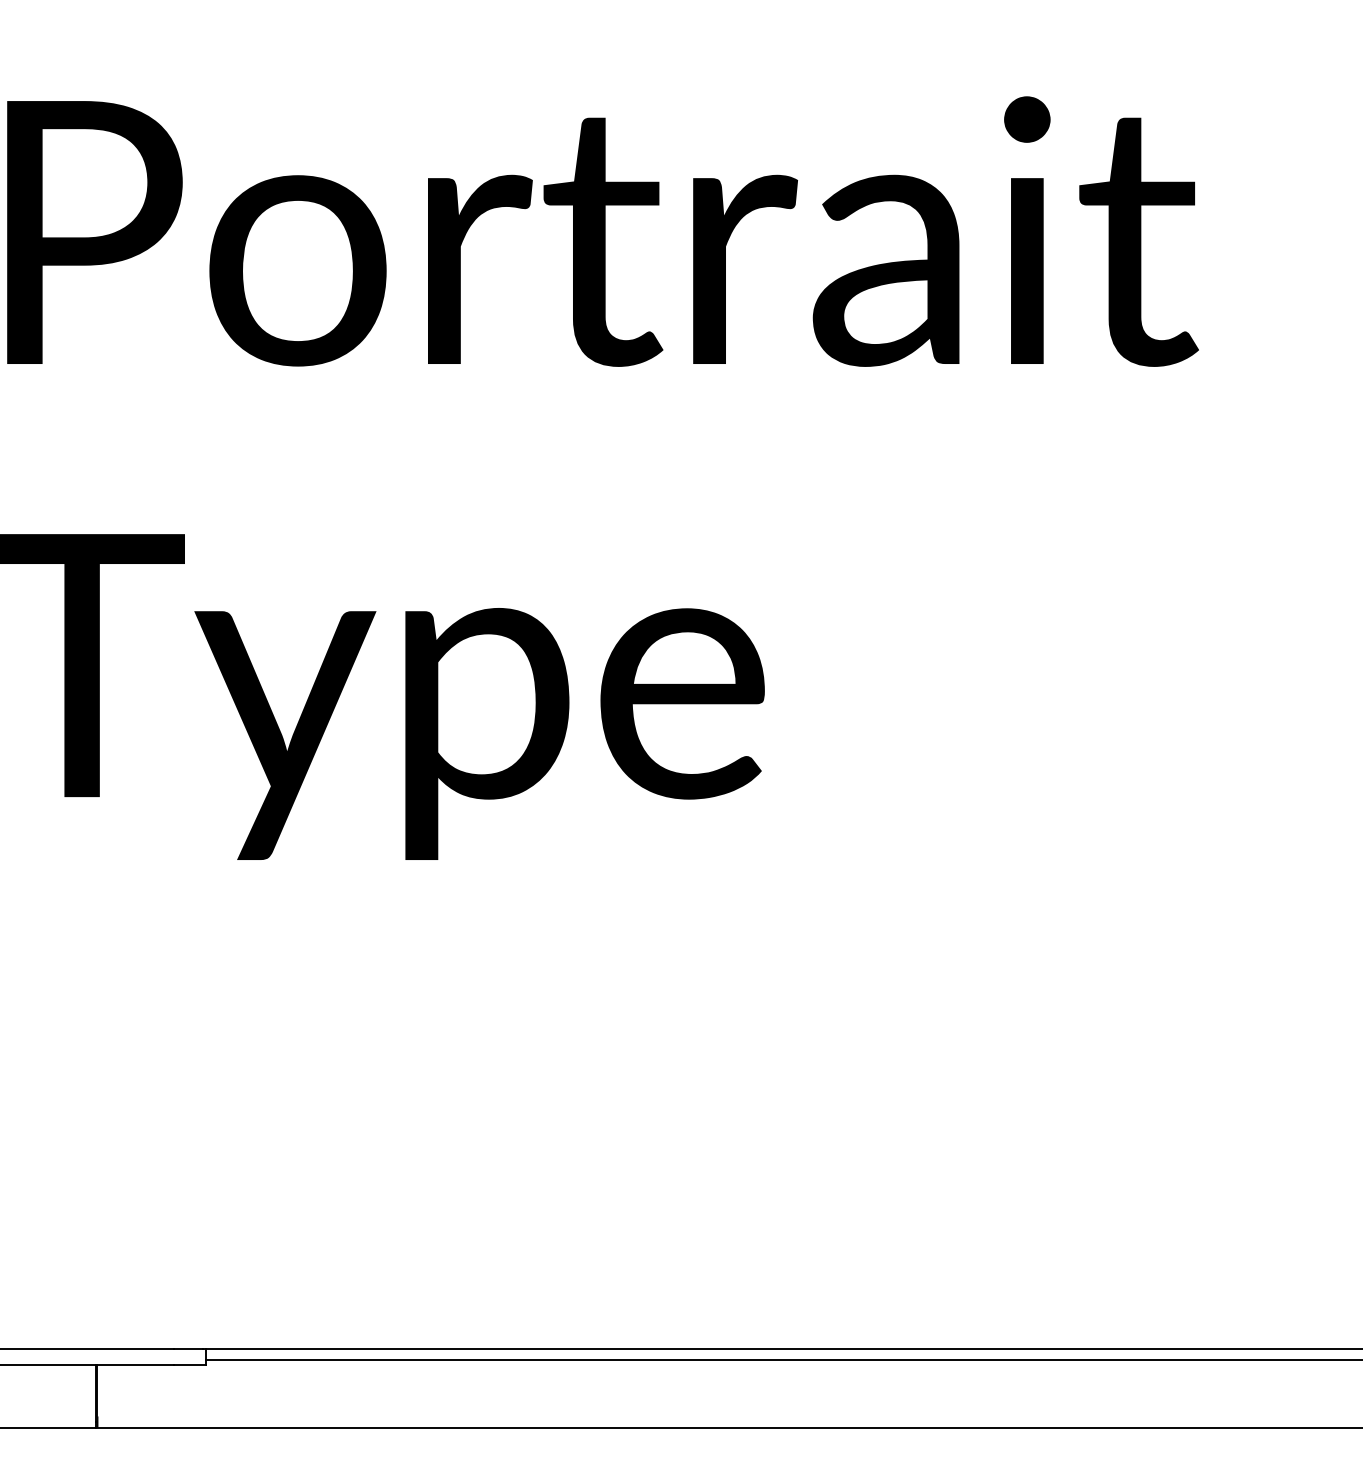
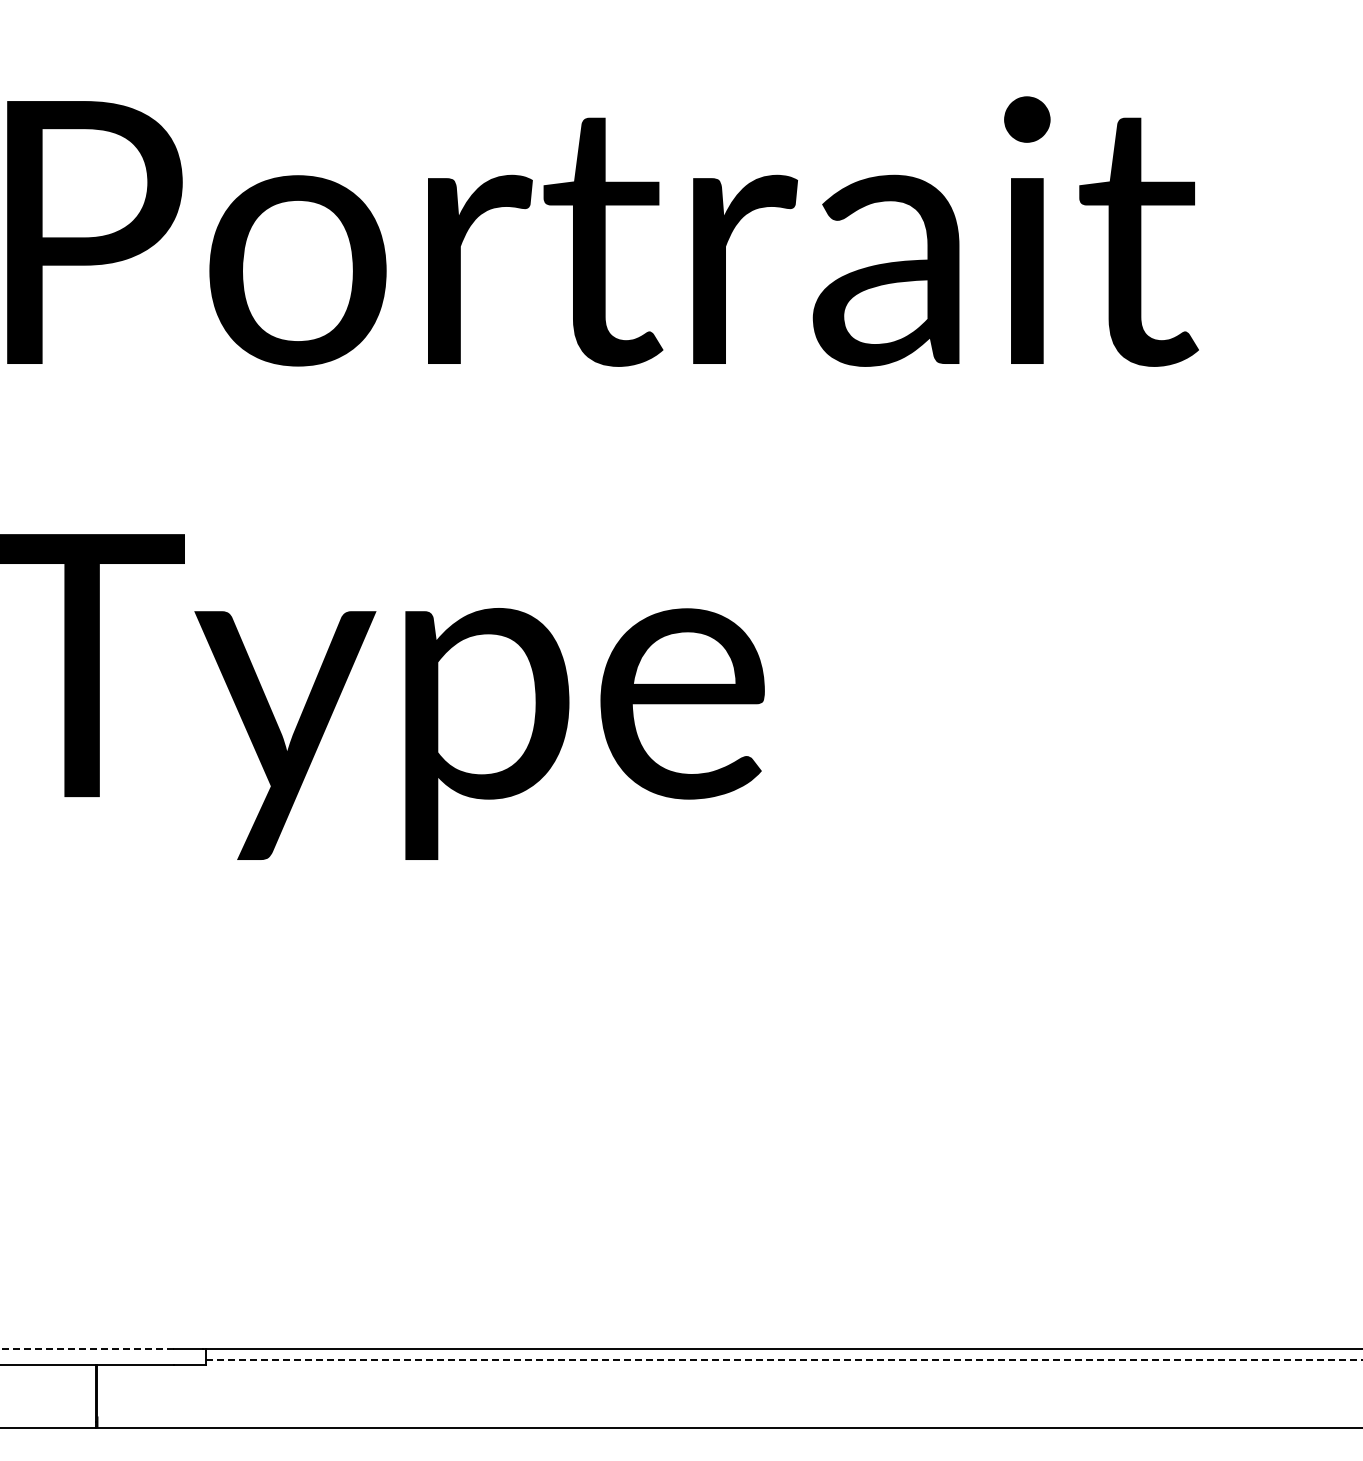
line: solid -> dashed (87, 1349)
line: solid -> dashed (783, 1359)
